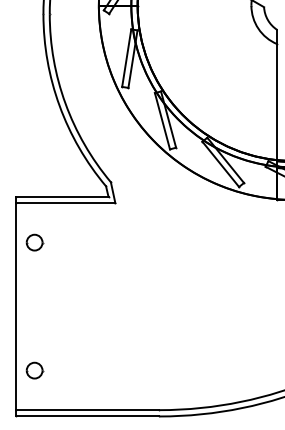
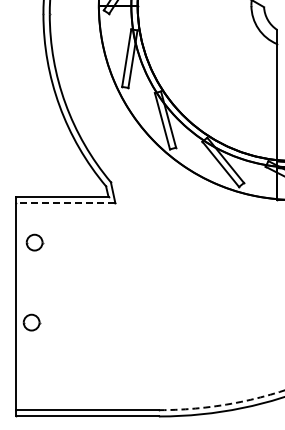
line: solid -> dashed (65, 203)
part position: (34, 370) -> (31, 322) (31, 322)
arc: solid -> dashed (222, 405)
